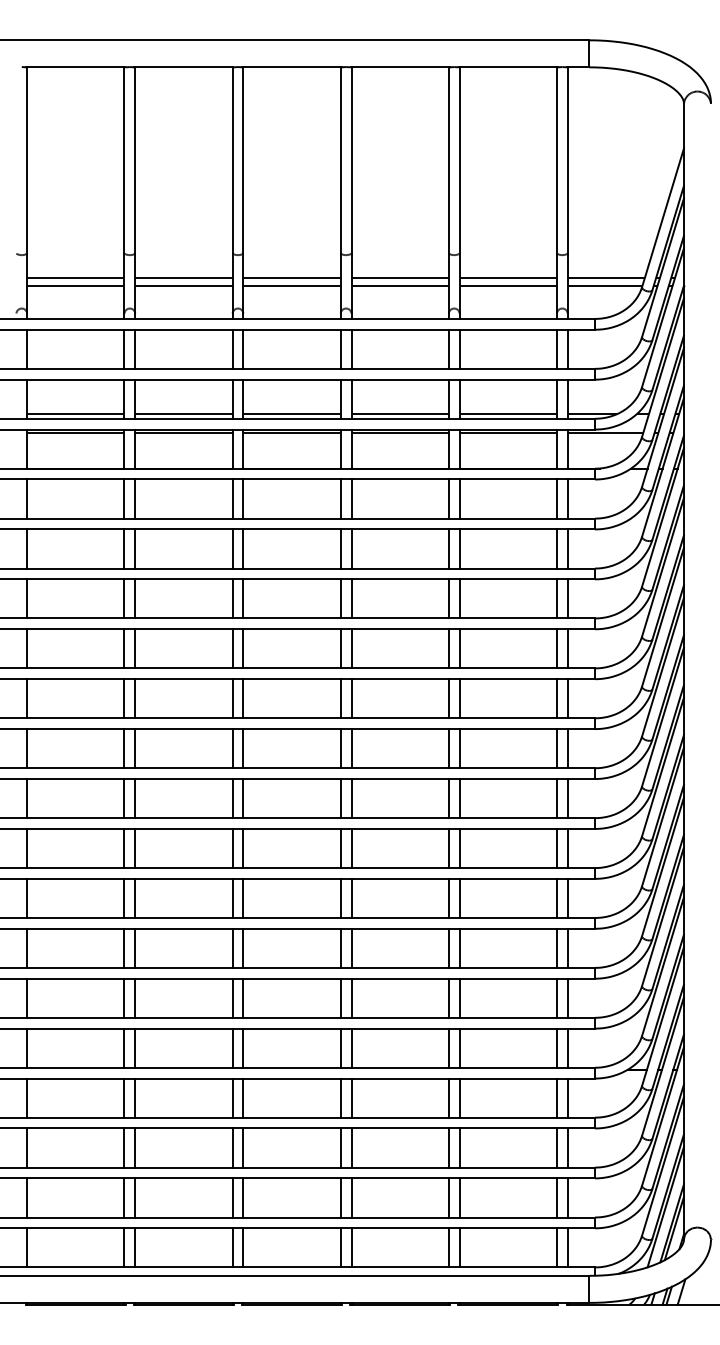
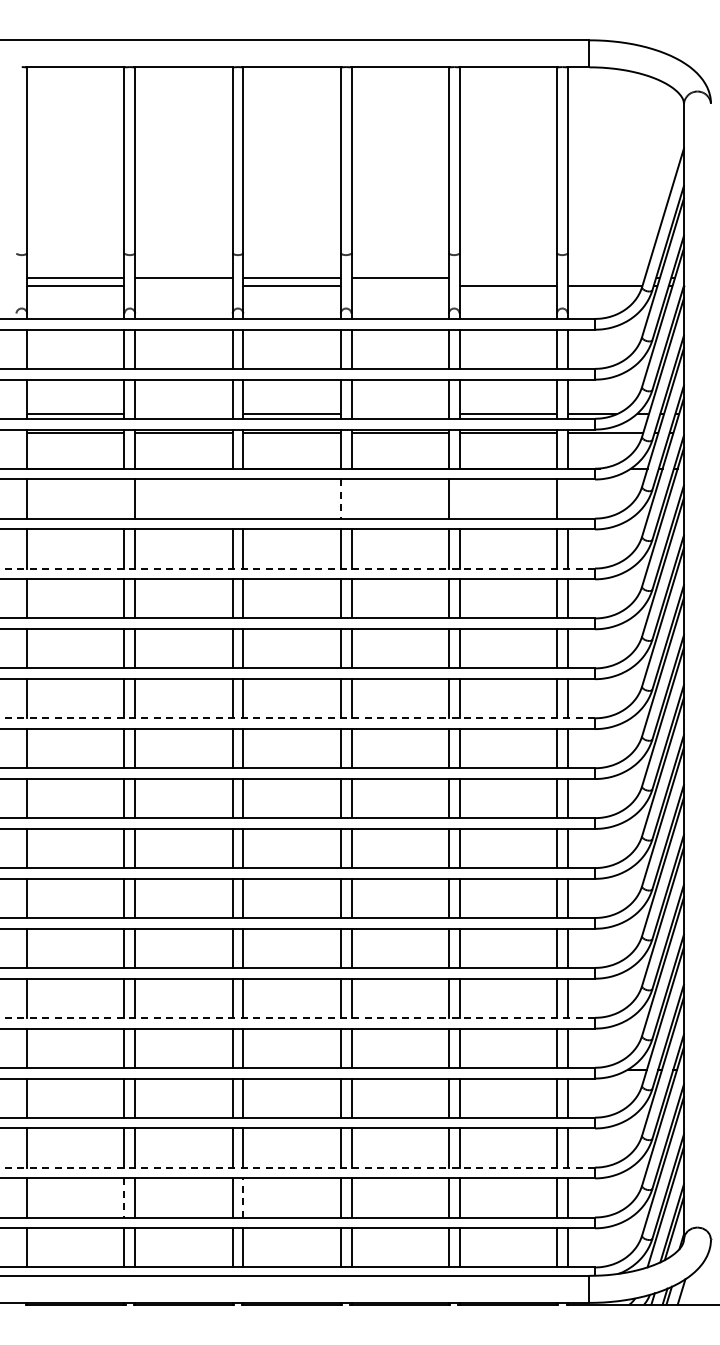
line: present -> none (507, 277)
line: present -> none (605, 277)
line: present -> none (183, 285)
line: present -> none (399, 285)
line: present -> none (183, 413)
line: present -> none (399, 413)
line: present -> none (124, 498)
line: present -> none (232, 498)
line: present -> none (243, 498)
line: present -> none (351, 498)
line: present -> none (459, 498)
line: present -> none (567, 498)
line: solid -> dashed (340, 499)
line: solid -> dashed (297, 568)
line: solid -> dashed (297, 718)
line: solid -> dashed (297, 1017)
line: solid -> dashed (297, 1167)
line: solid -> dashed (124, 1197)
line: solid -> dashed (243, 1197)
